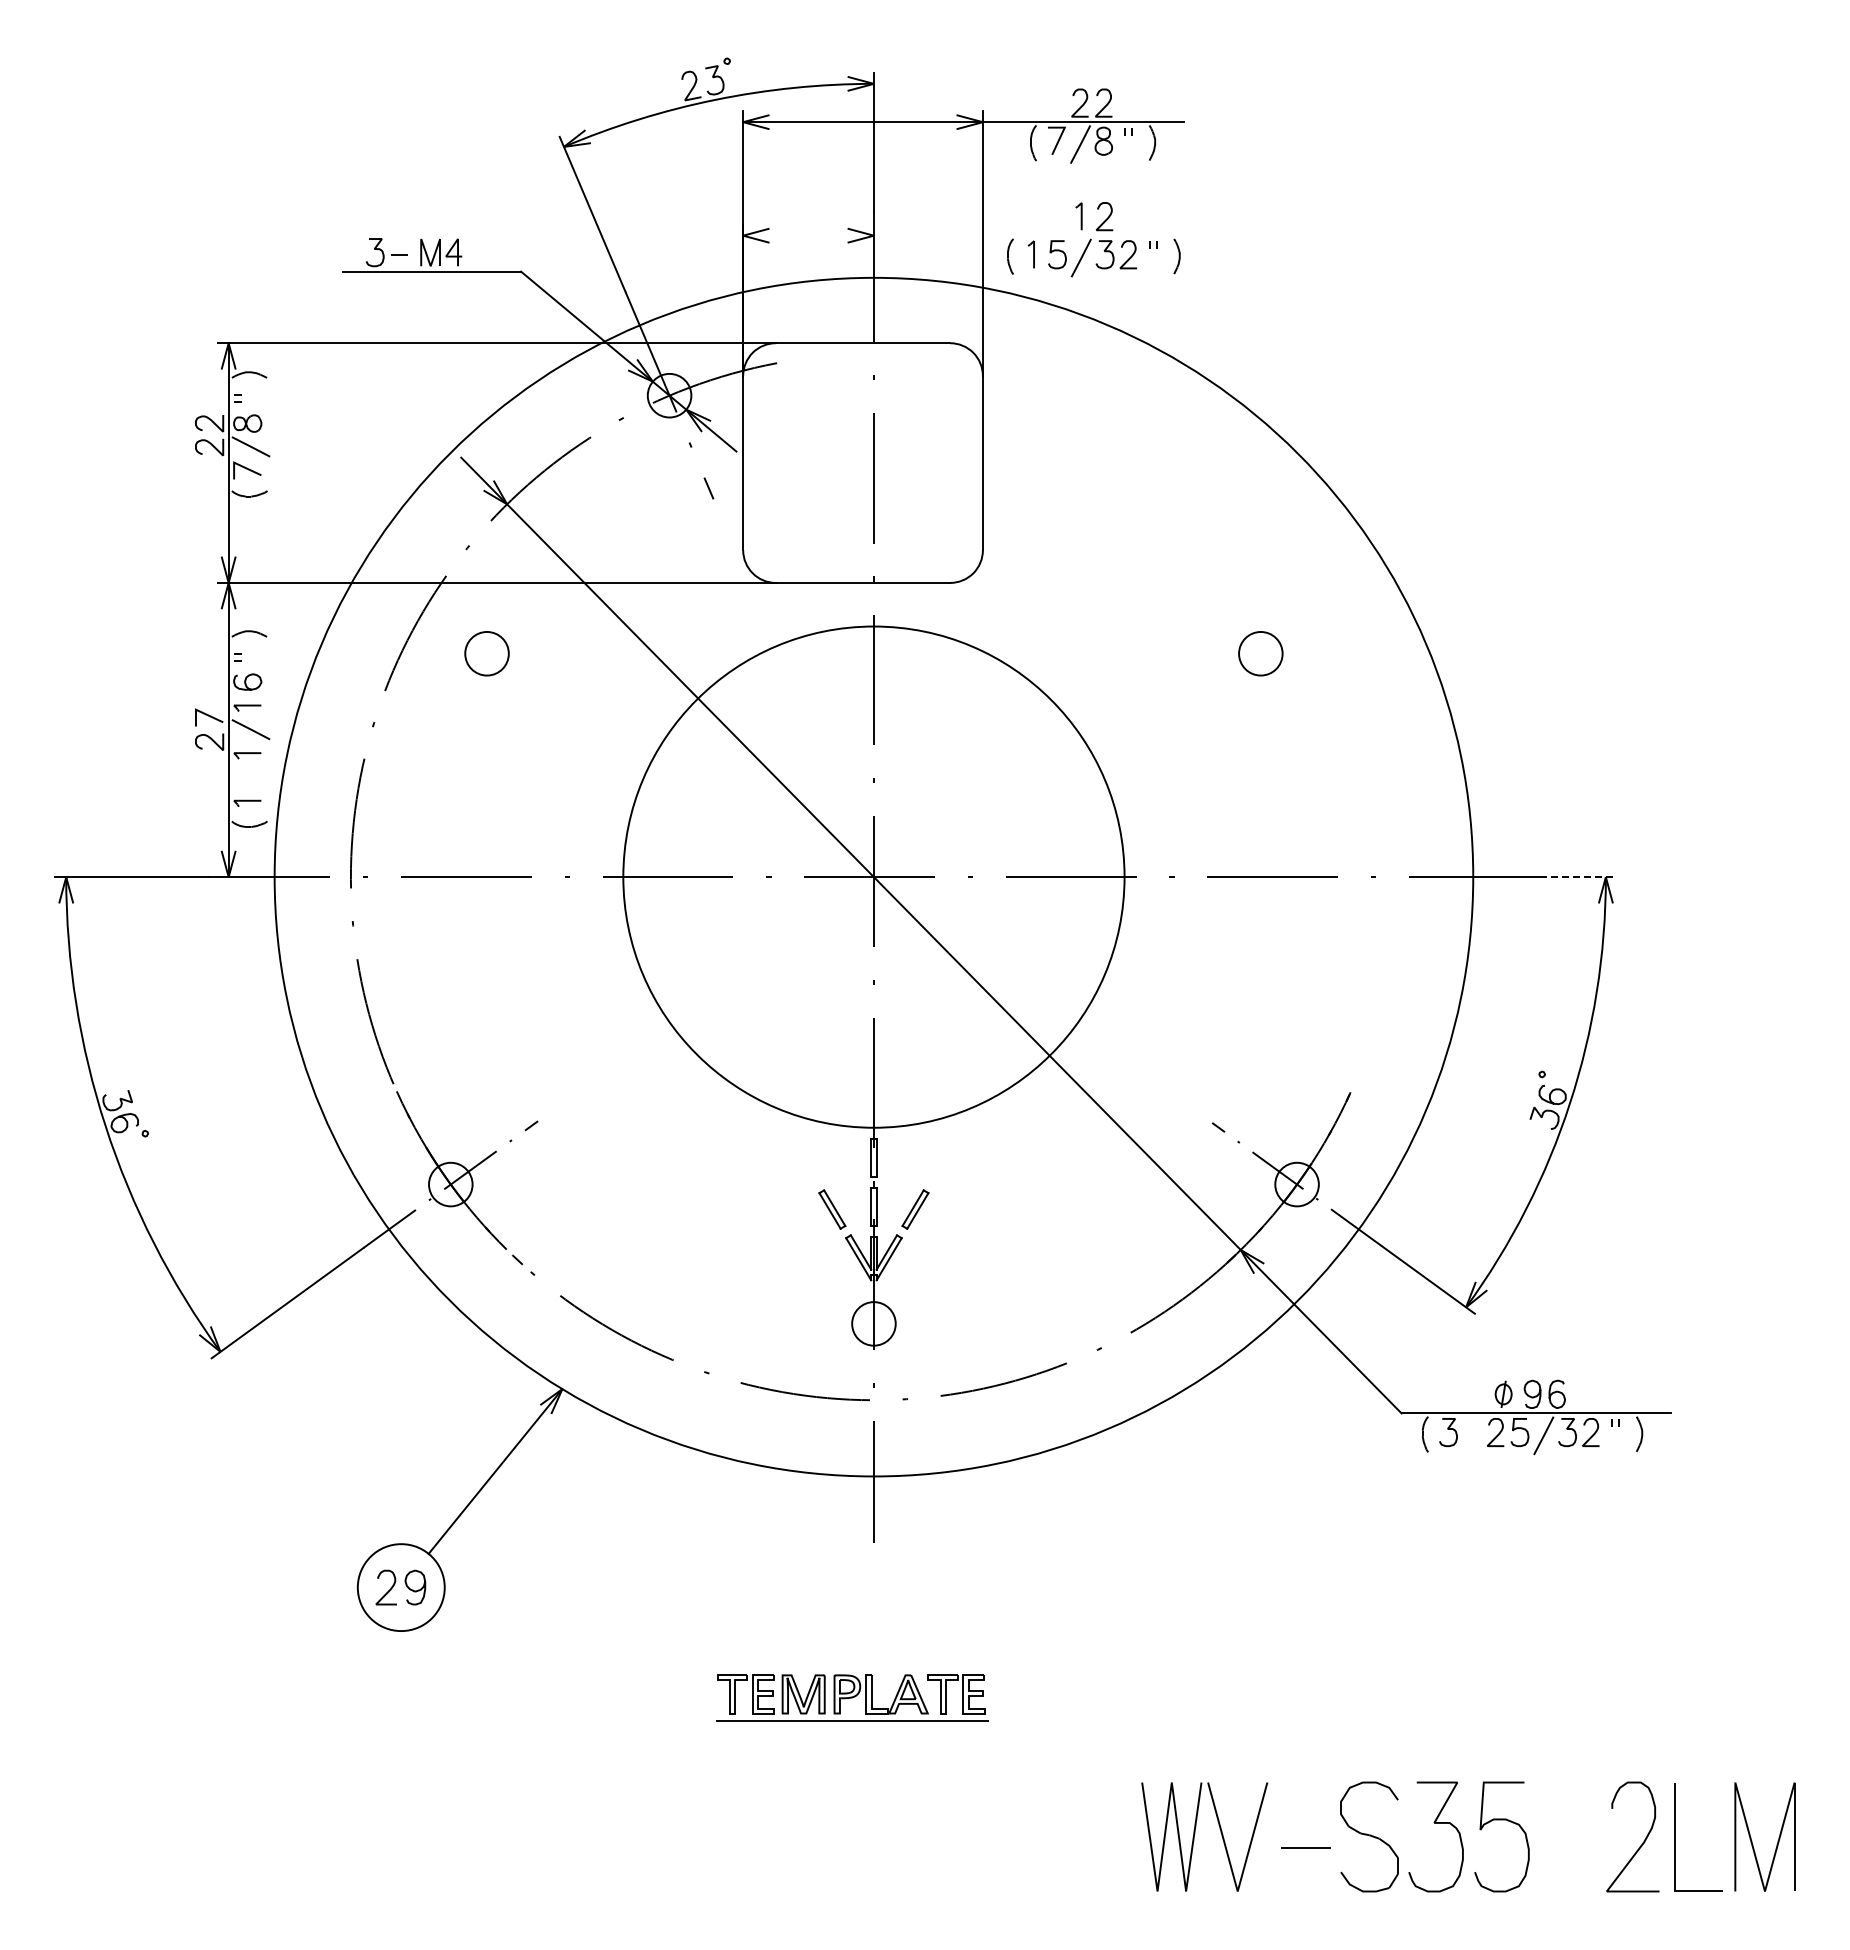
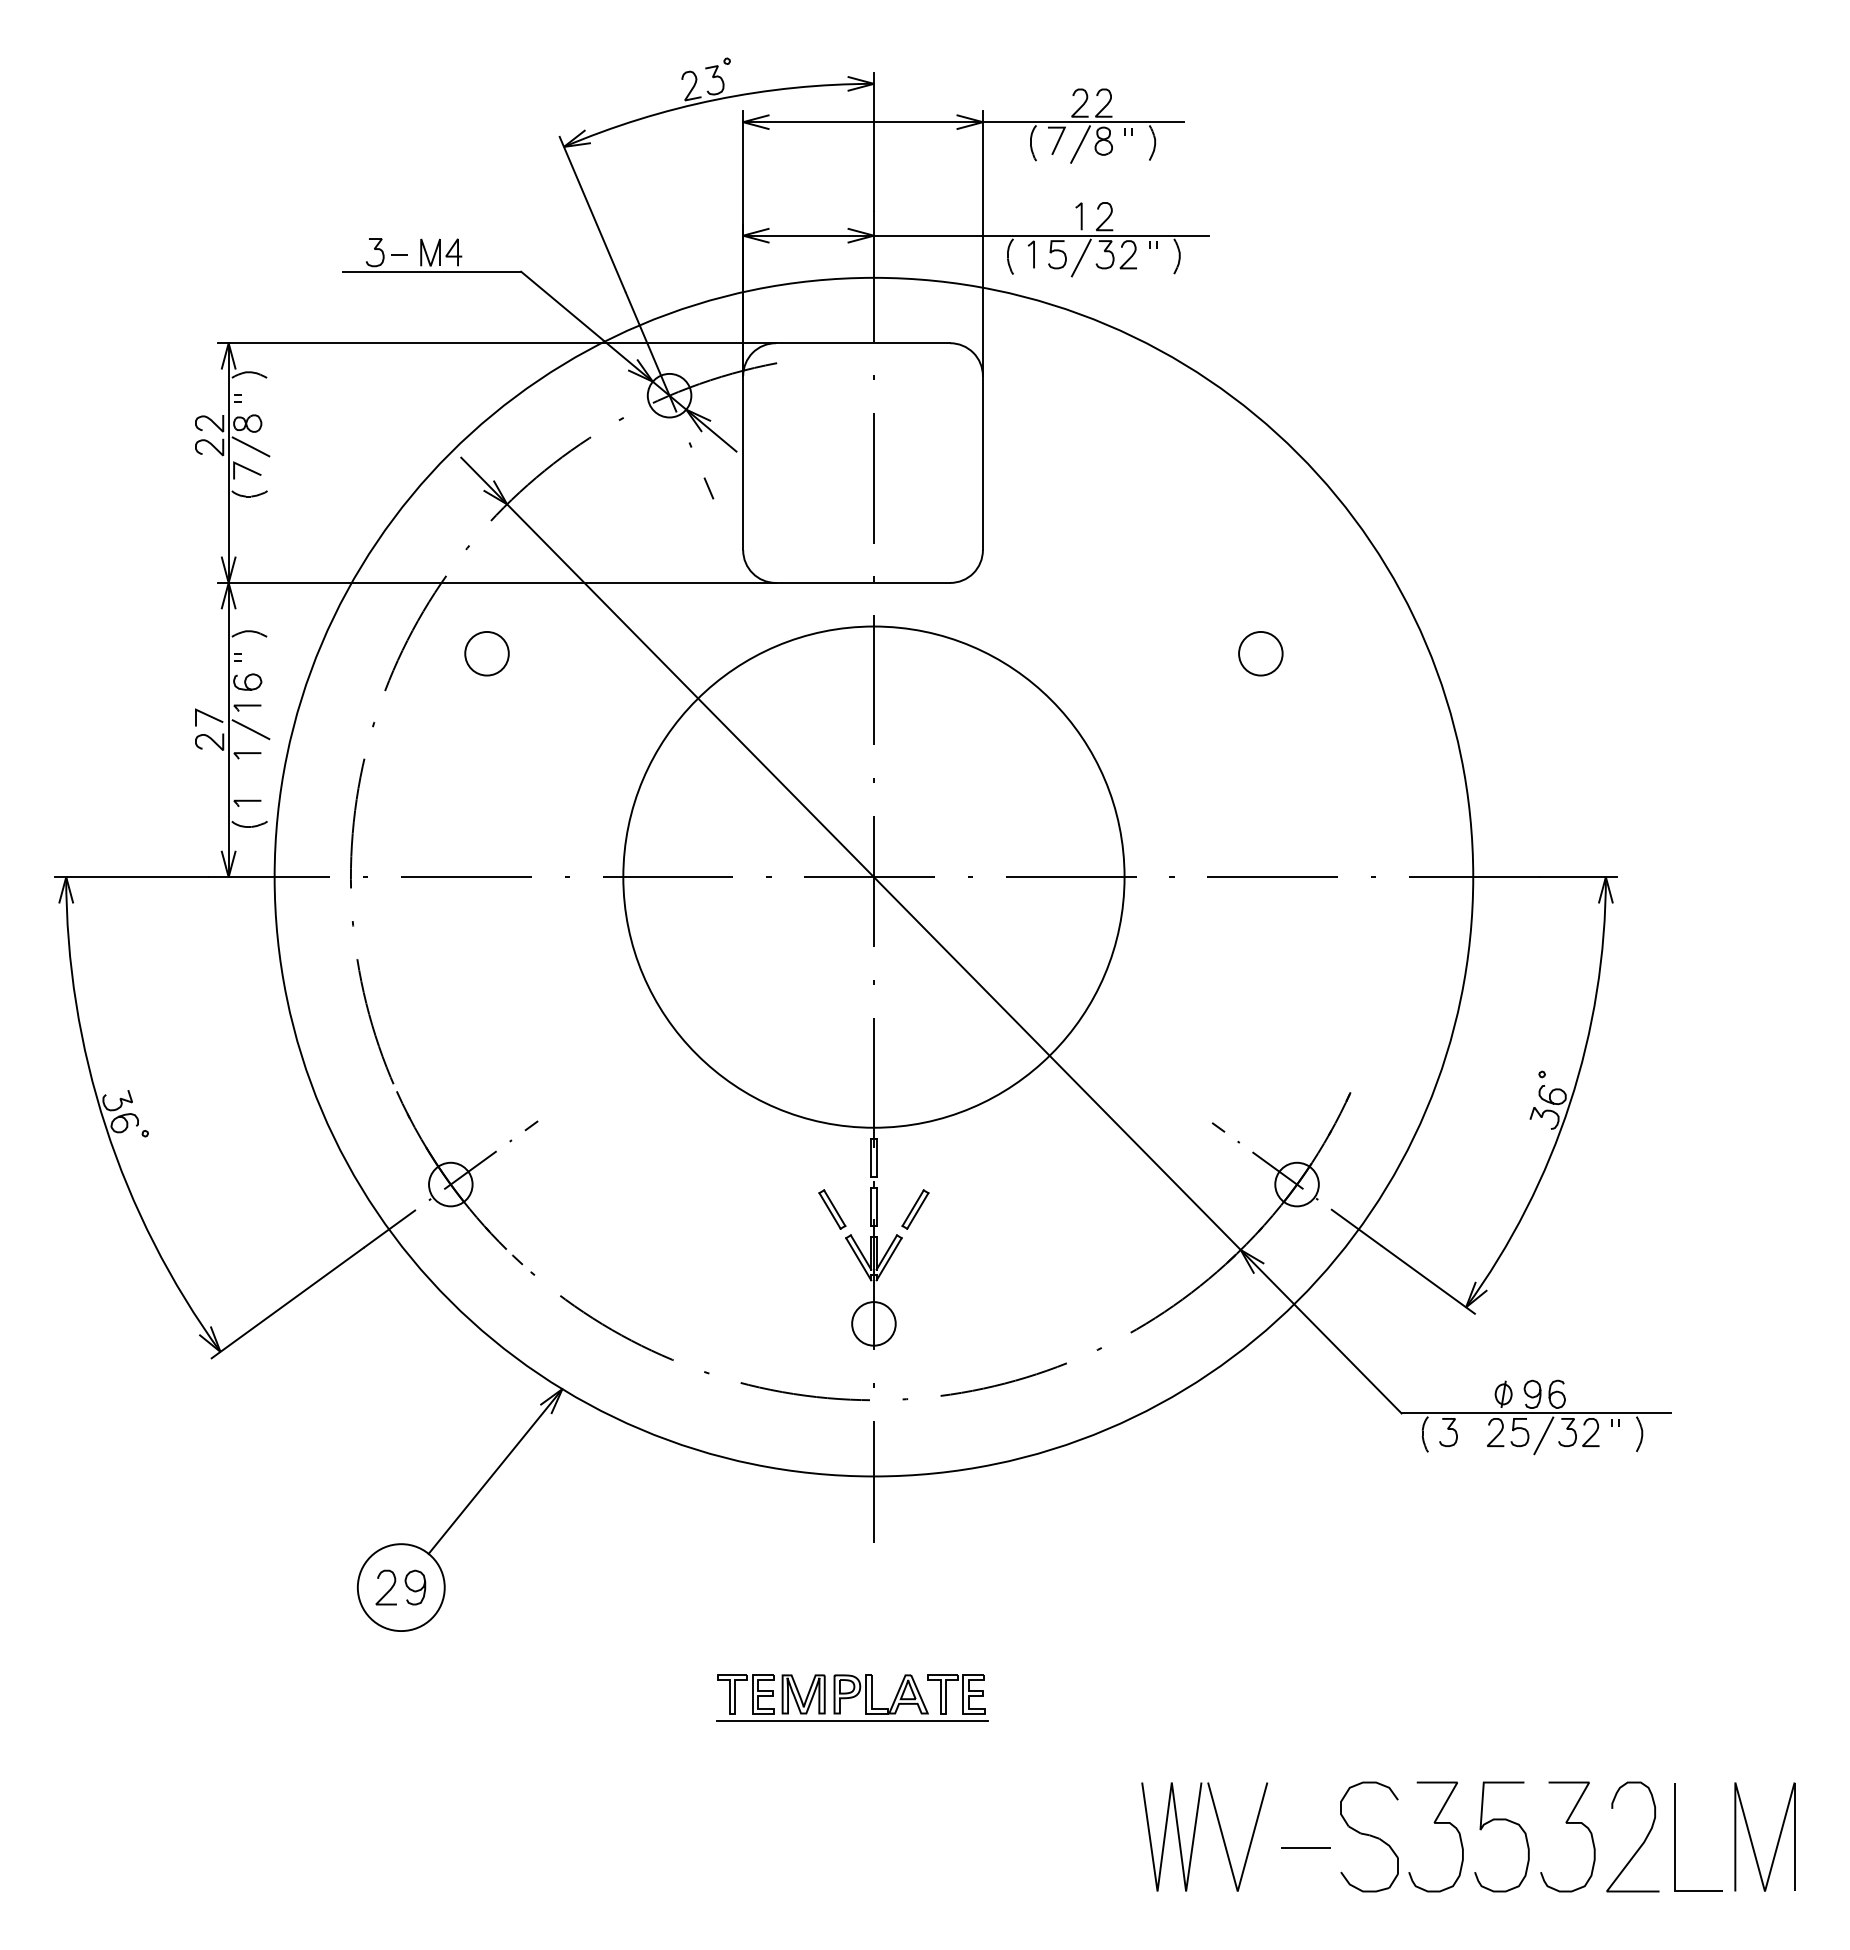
line: none -> present (975, 235)
line: dashed -> solid (1578, 877)
curve: none -> present (1567, 1823)
